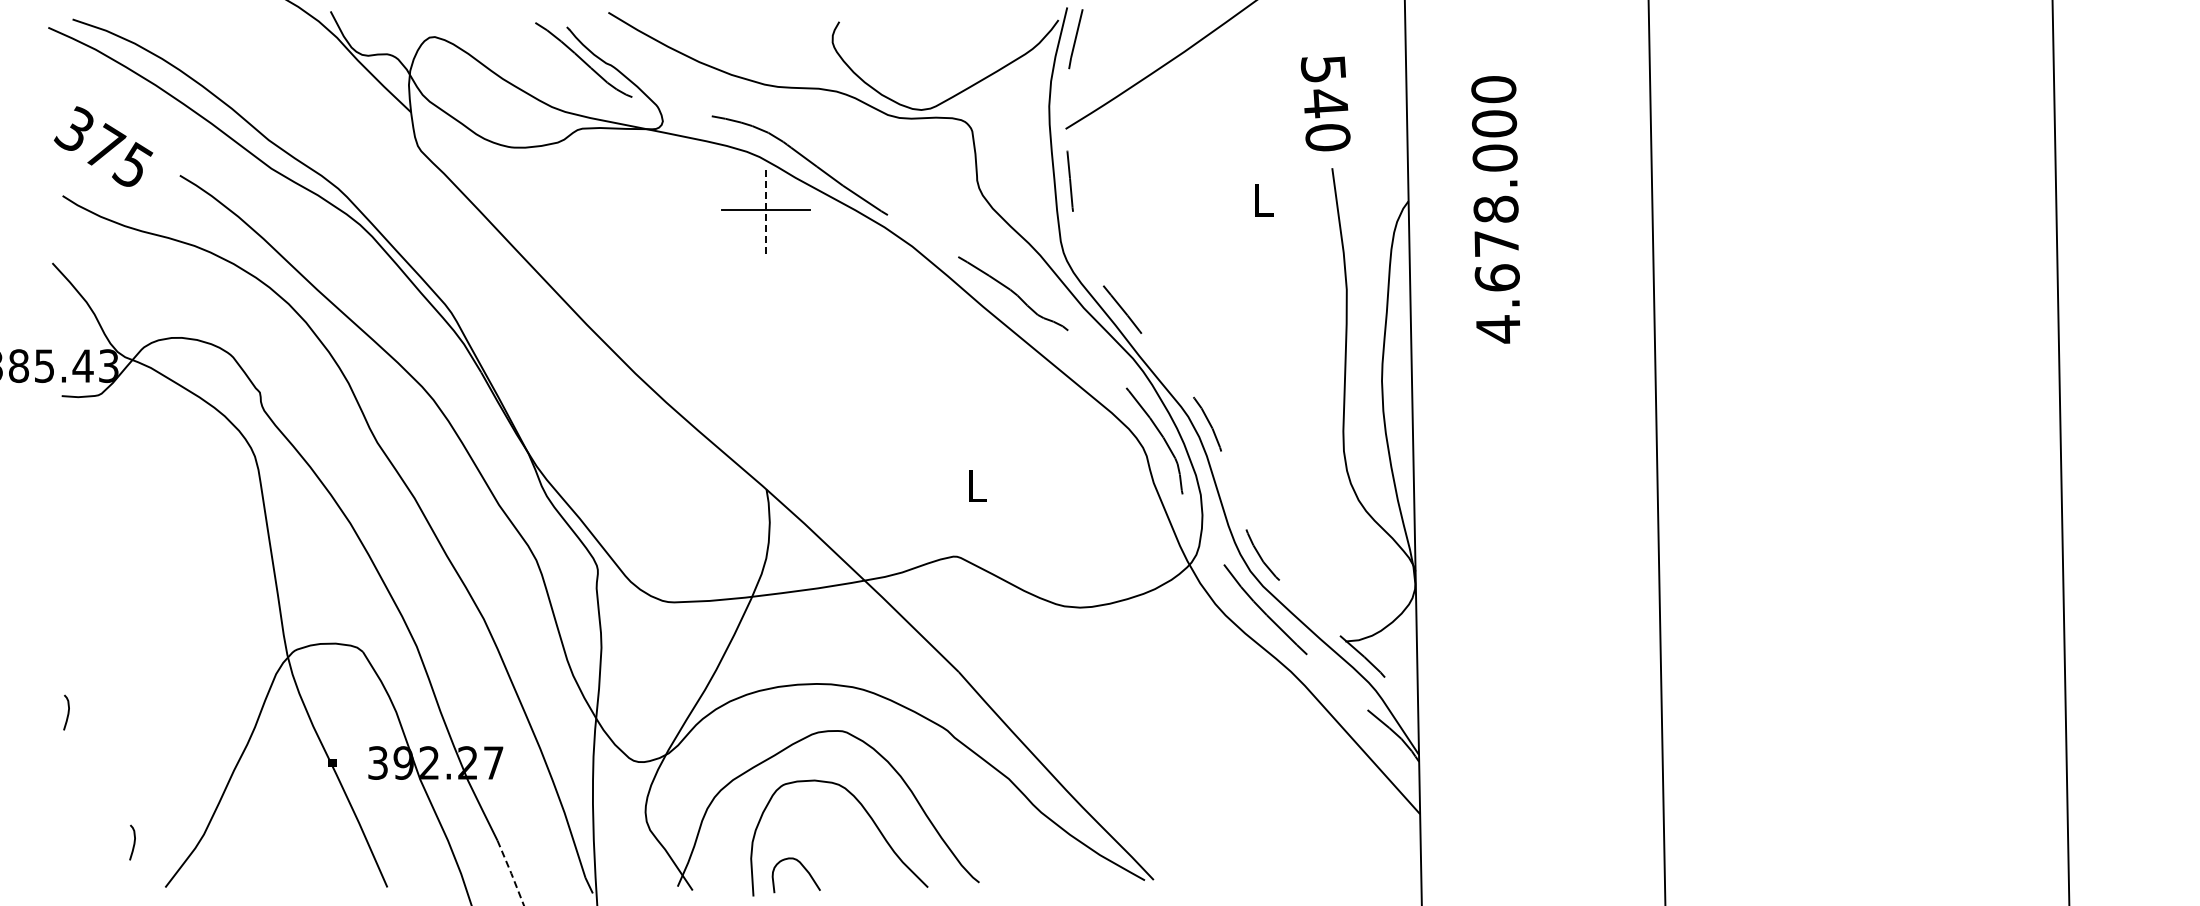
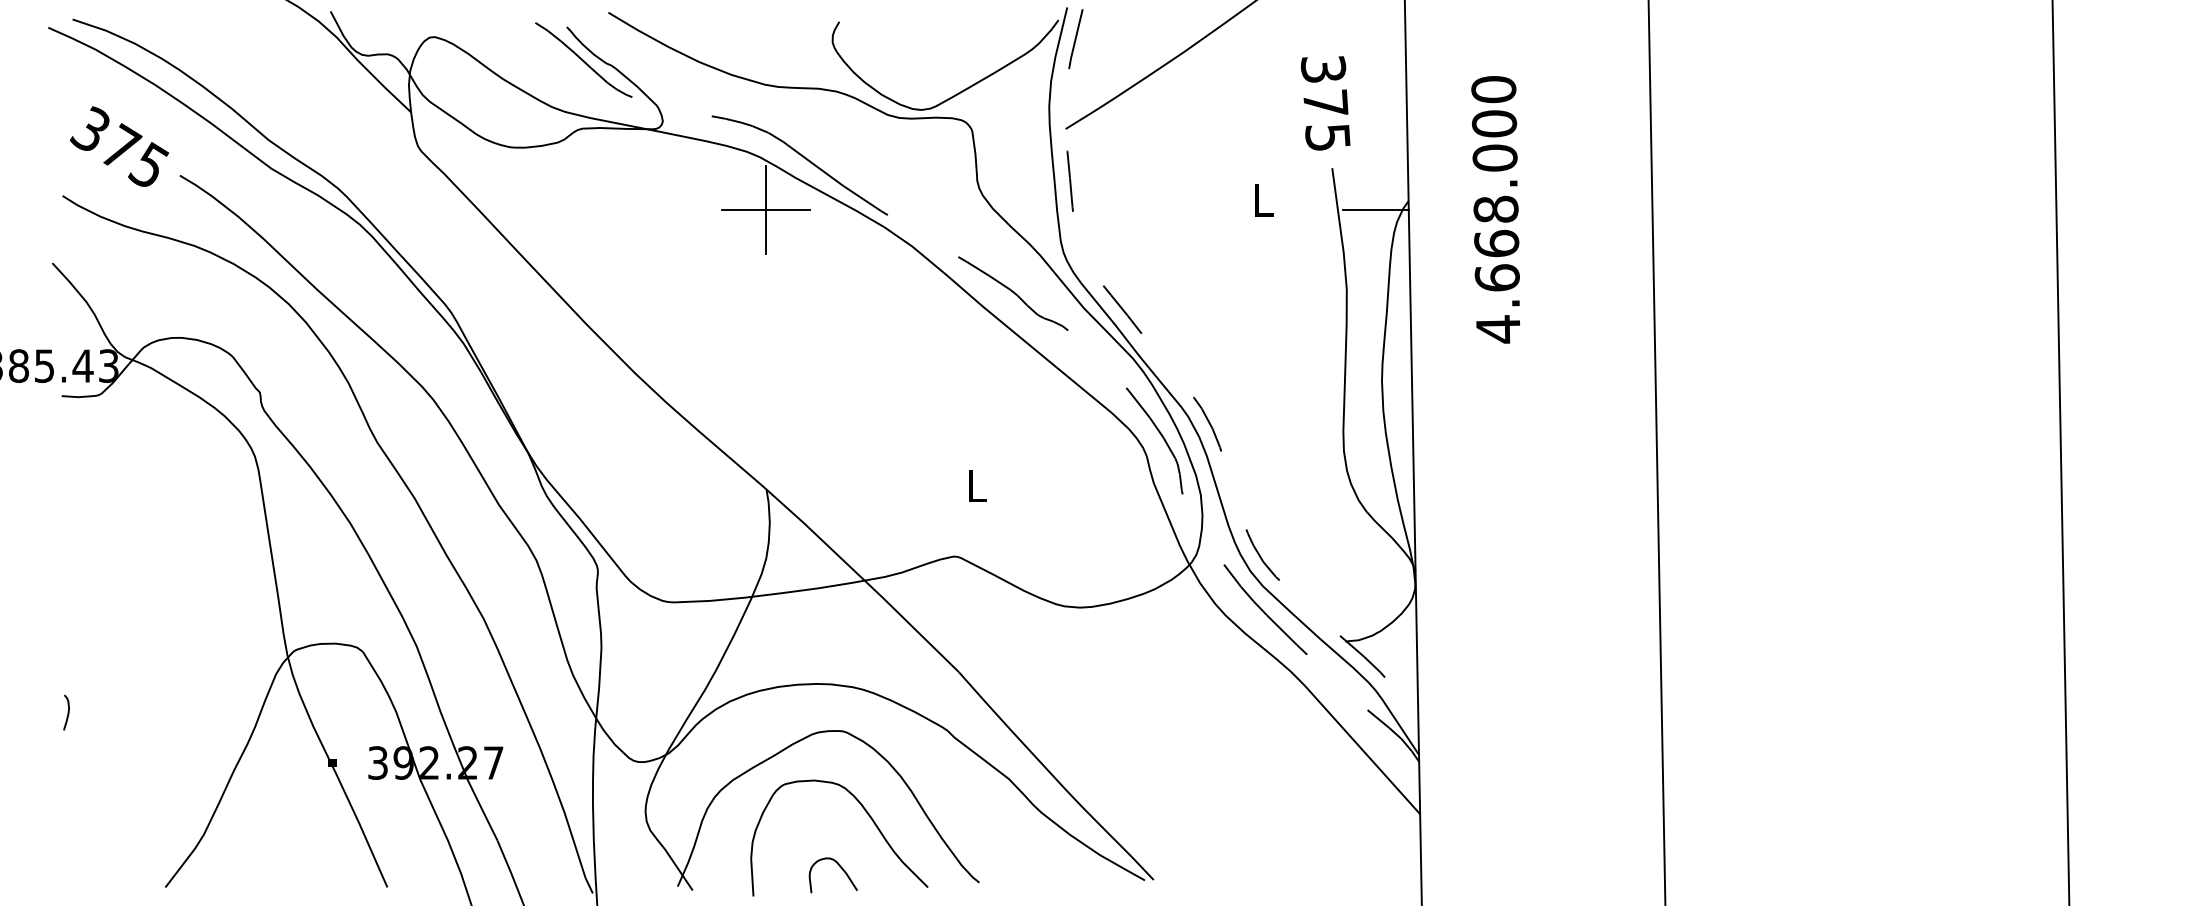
text: 540 -> 375 (1325, 103)
text position: (103, 146) -> (119, 146) (119, 146)
line: dashed -> solid (765, 209)
line: none -> present (1375, 209)
text: 4.678.000 -> 4.668.000 (1496, 243)
curve: present -> none (133, 842)
curve position: (803, 868) -> (840, 868) (840, 868)
line: dashed -> solid (511, 873)
